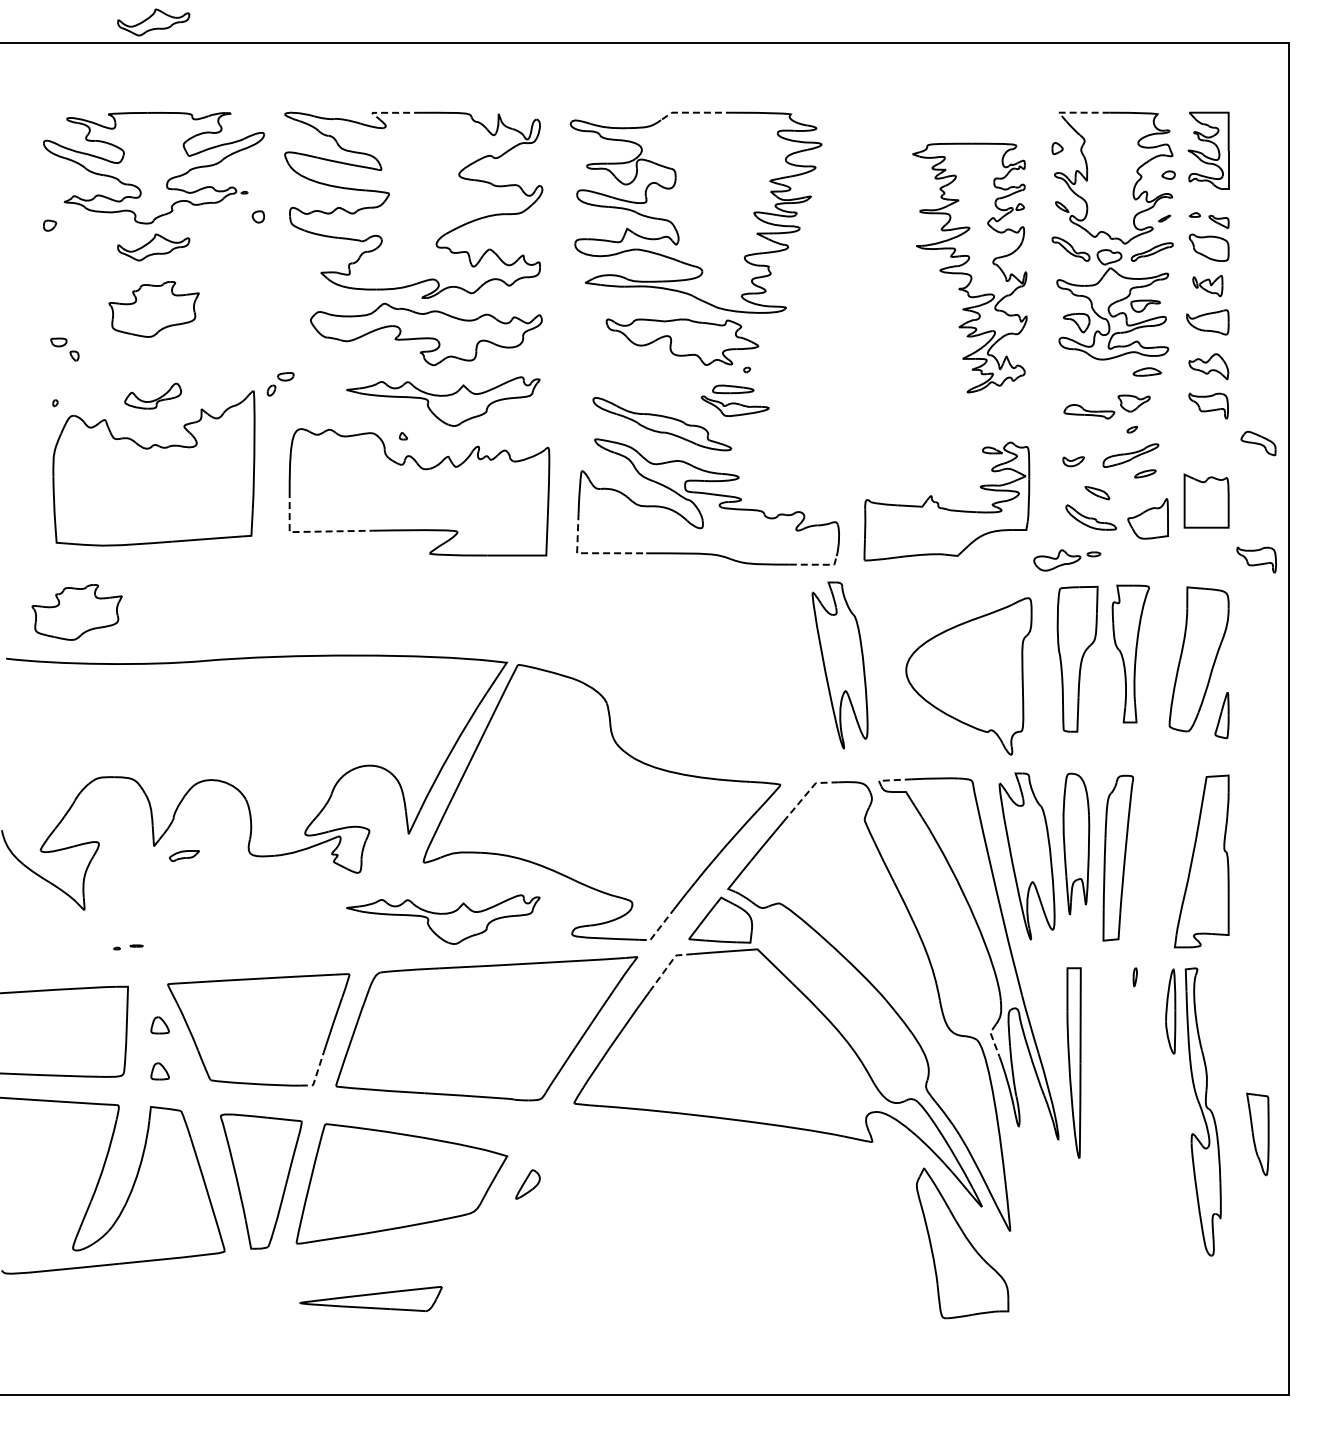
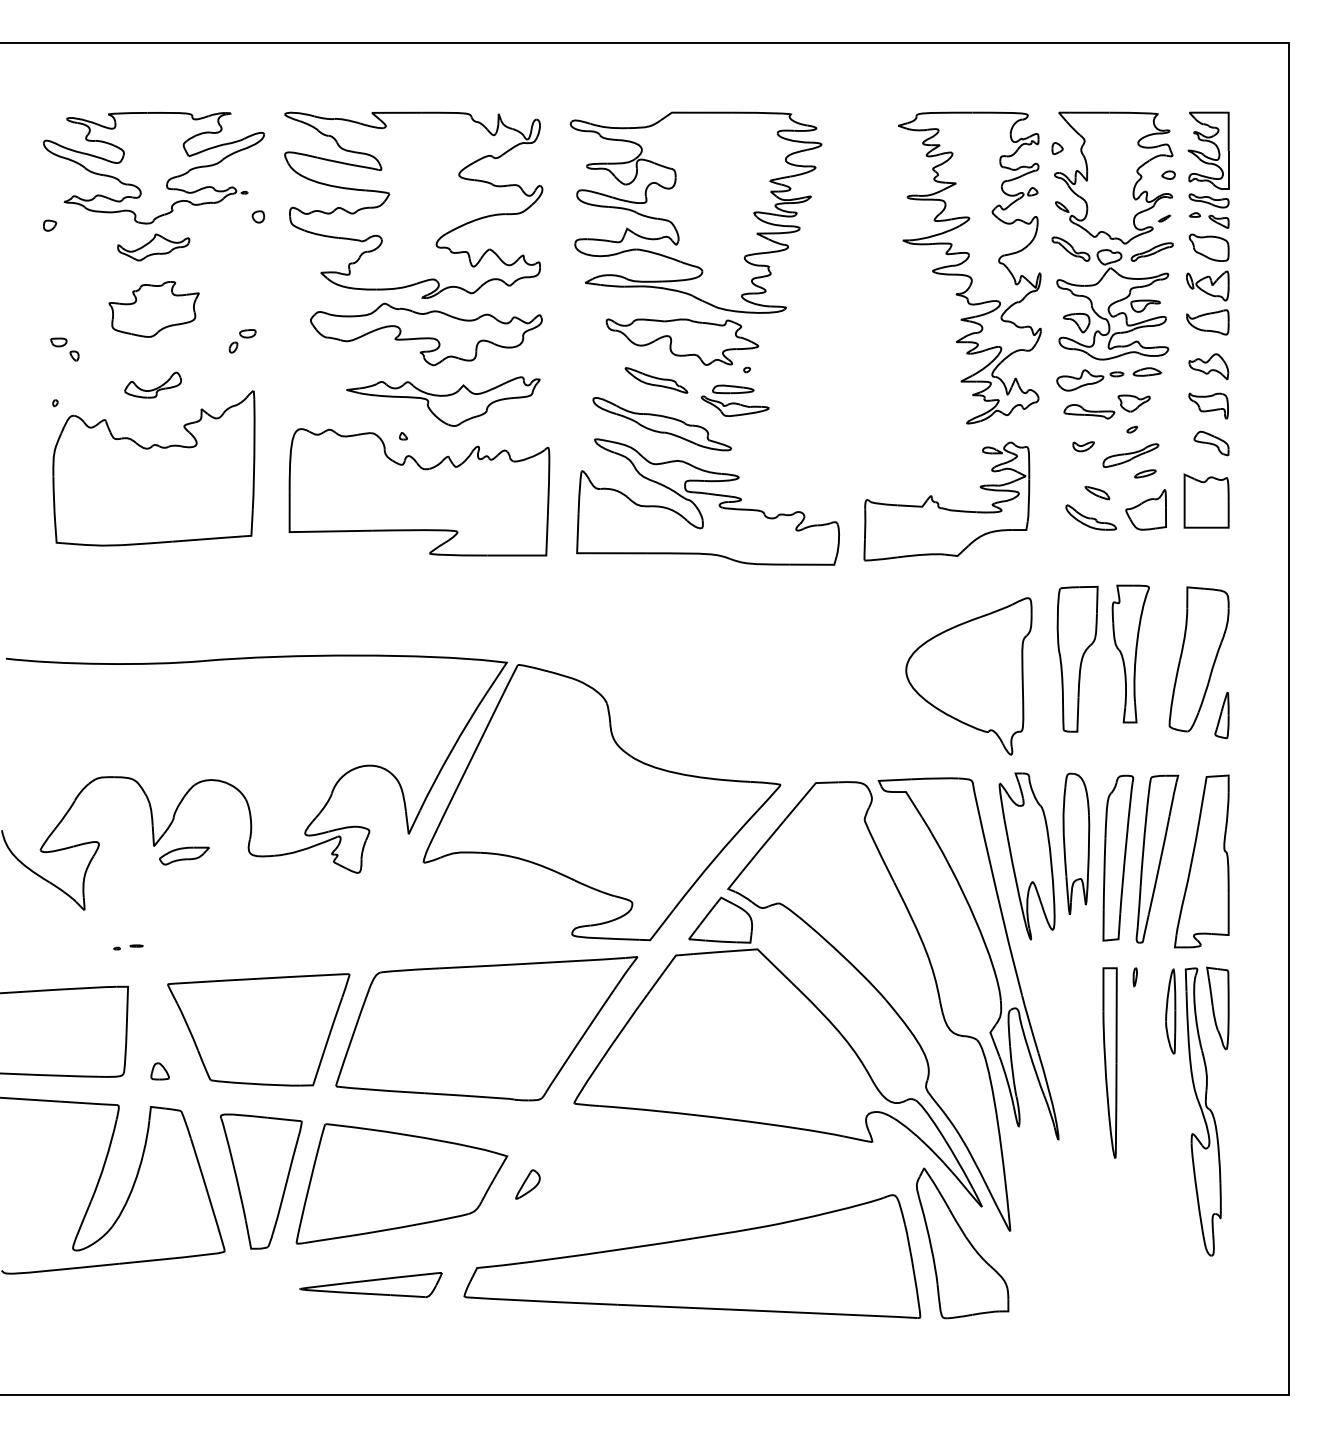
part: present -> none (153, 22)
line: dashed -> solid (390, 112)
line: dashed -> solid (694, 112)
line: dashed -> solid (1077, 112)
part: none -> present (1208, 200)
part size: 116x252 px -> 144x314 px (969, 267)
part size: 32x23 px -> 44x32 px (1207, 285)
part: none -> present (656, 380)
part position: (280, 384) -> (242, 341) (242, 341)
part position: (152, 395) -> (152, 384) (152, 384)
part position: (1258, 443) -> (1211, 443) (1211, 443)
part position: (1073, 461) -> (1083, 446) (1083, 446)
part position: (1147, 518) -> (1145, 509) (1145, 509)
line: dashed -> solid (310, 531)
line: dashed -> solid (590, 553)
part: present -> none (1256, 559)
part position: (1067, 560) -> (1090, 380) (1090, 380)
line: dashed -> solid (818, 564)
part: present -> none (76, 612)
part: present -> none (839, 665)
line: dashed -> solid (890, 780)
line: dashed -> solid (808, 791)
part size: 32x12 px -> 51x20 px (184, 855)
part: none -> present (1157, 858)
part: present -> none (443, 919)
line: dashed -> solid (658, 929)
line: dashed -> solid (668, 965)
part: present -> none (159, 1025)
line: dashed -> solid (992, 1039)
part position: (1073, 1062) -> (1109, 1062) (1109, 1062)
line: dashed -> solid (316, 1075)
part position: (1257, 1134) -> (1217, 1008) (1217, 1008)
part: none -> present (692, 1256)
part position: (370, 1298) -> (370, 1284) (370, 1284)
